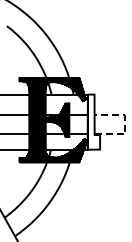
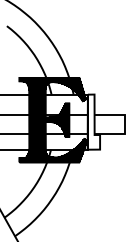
line: dashed -> solid (124, 124)
